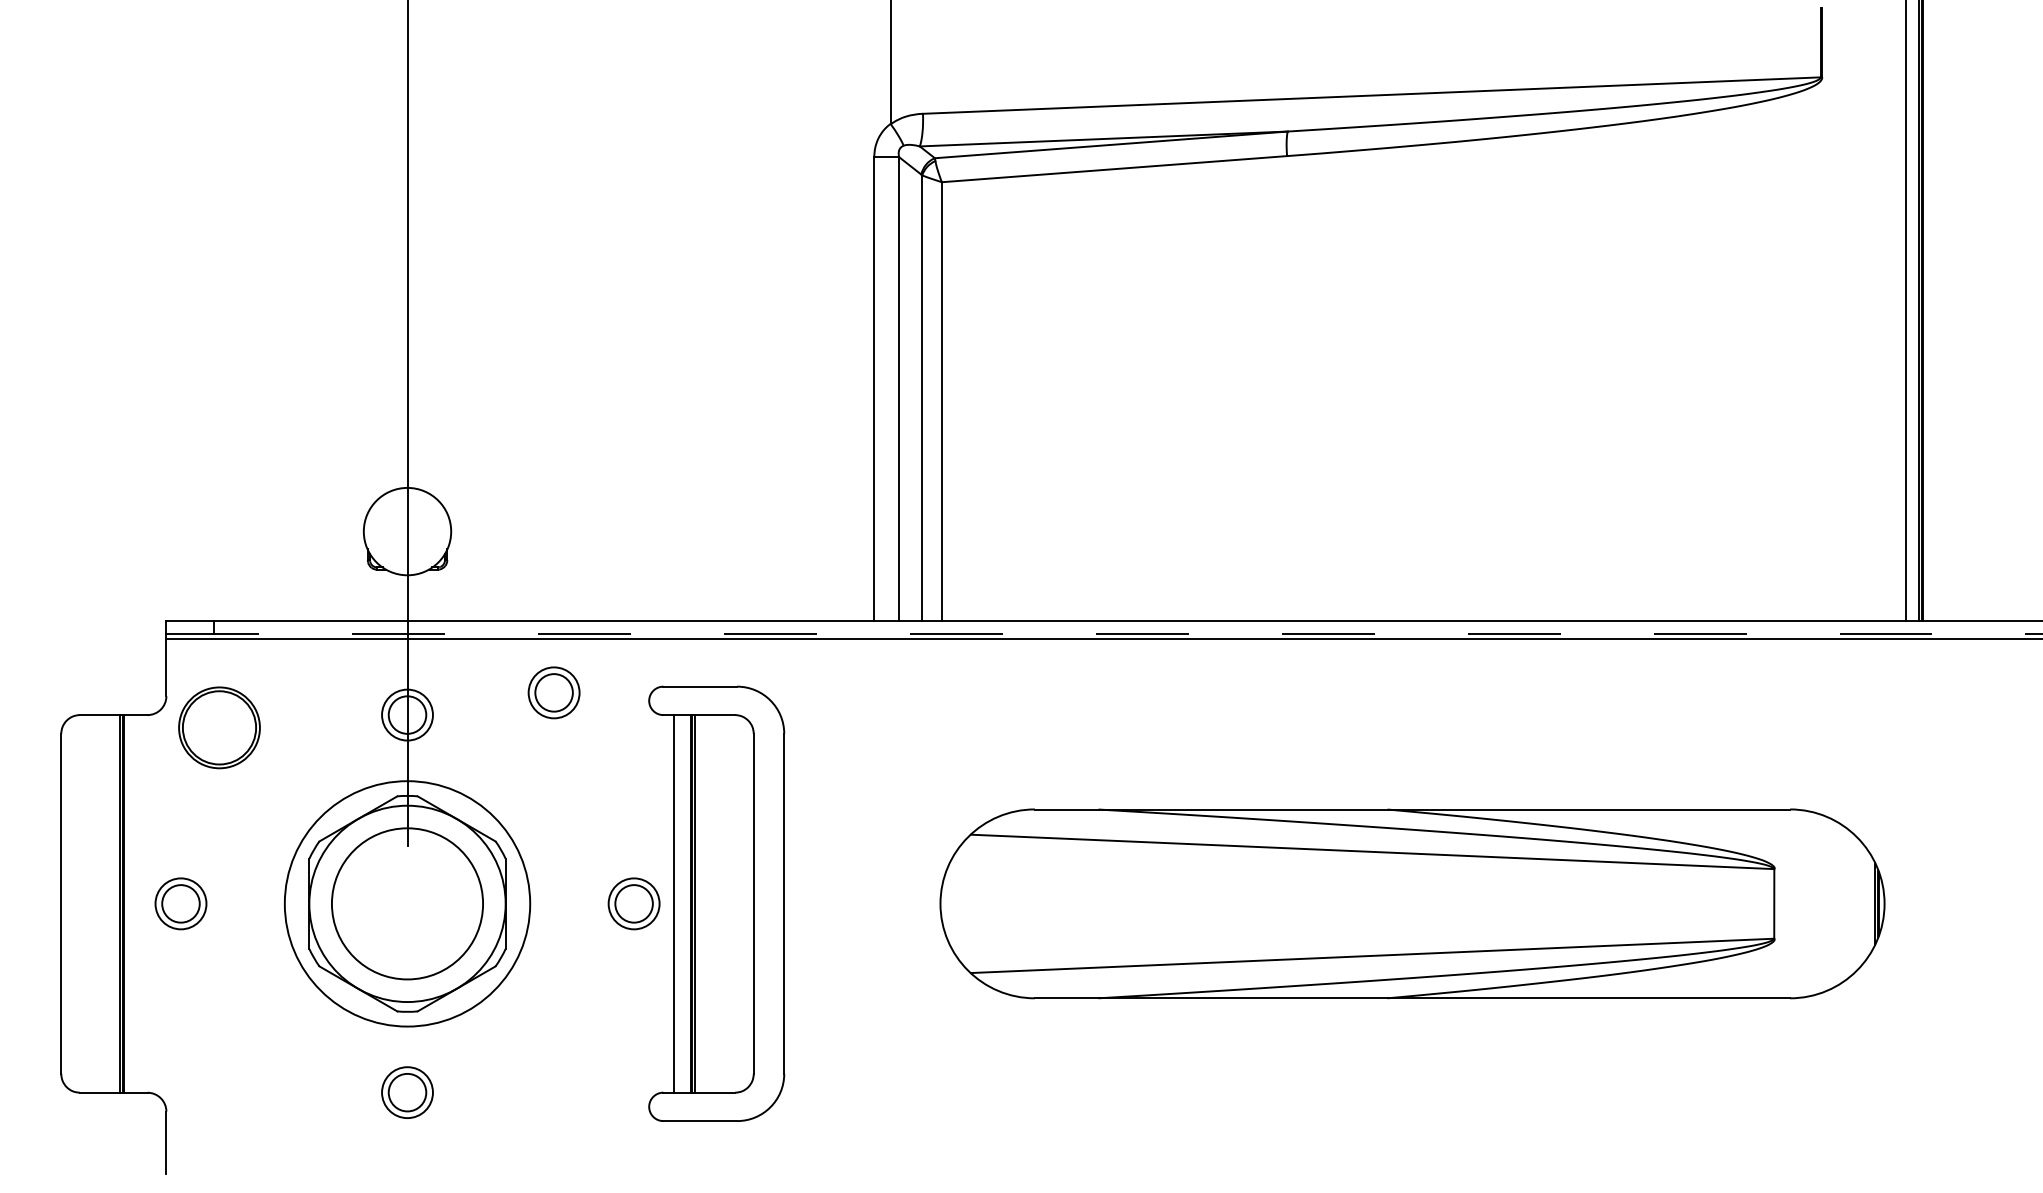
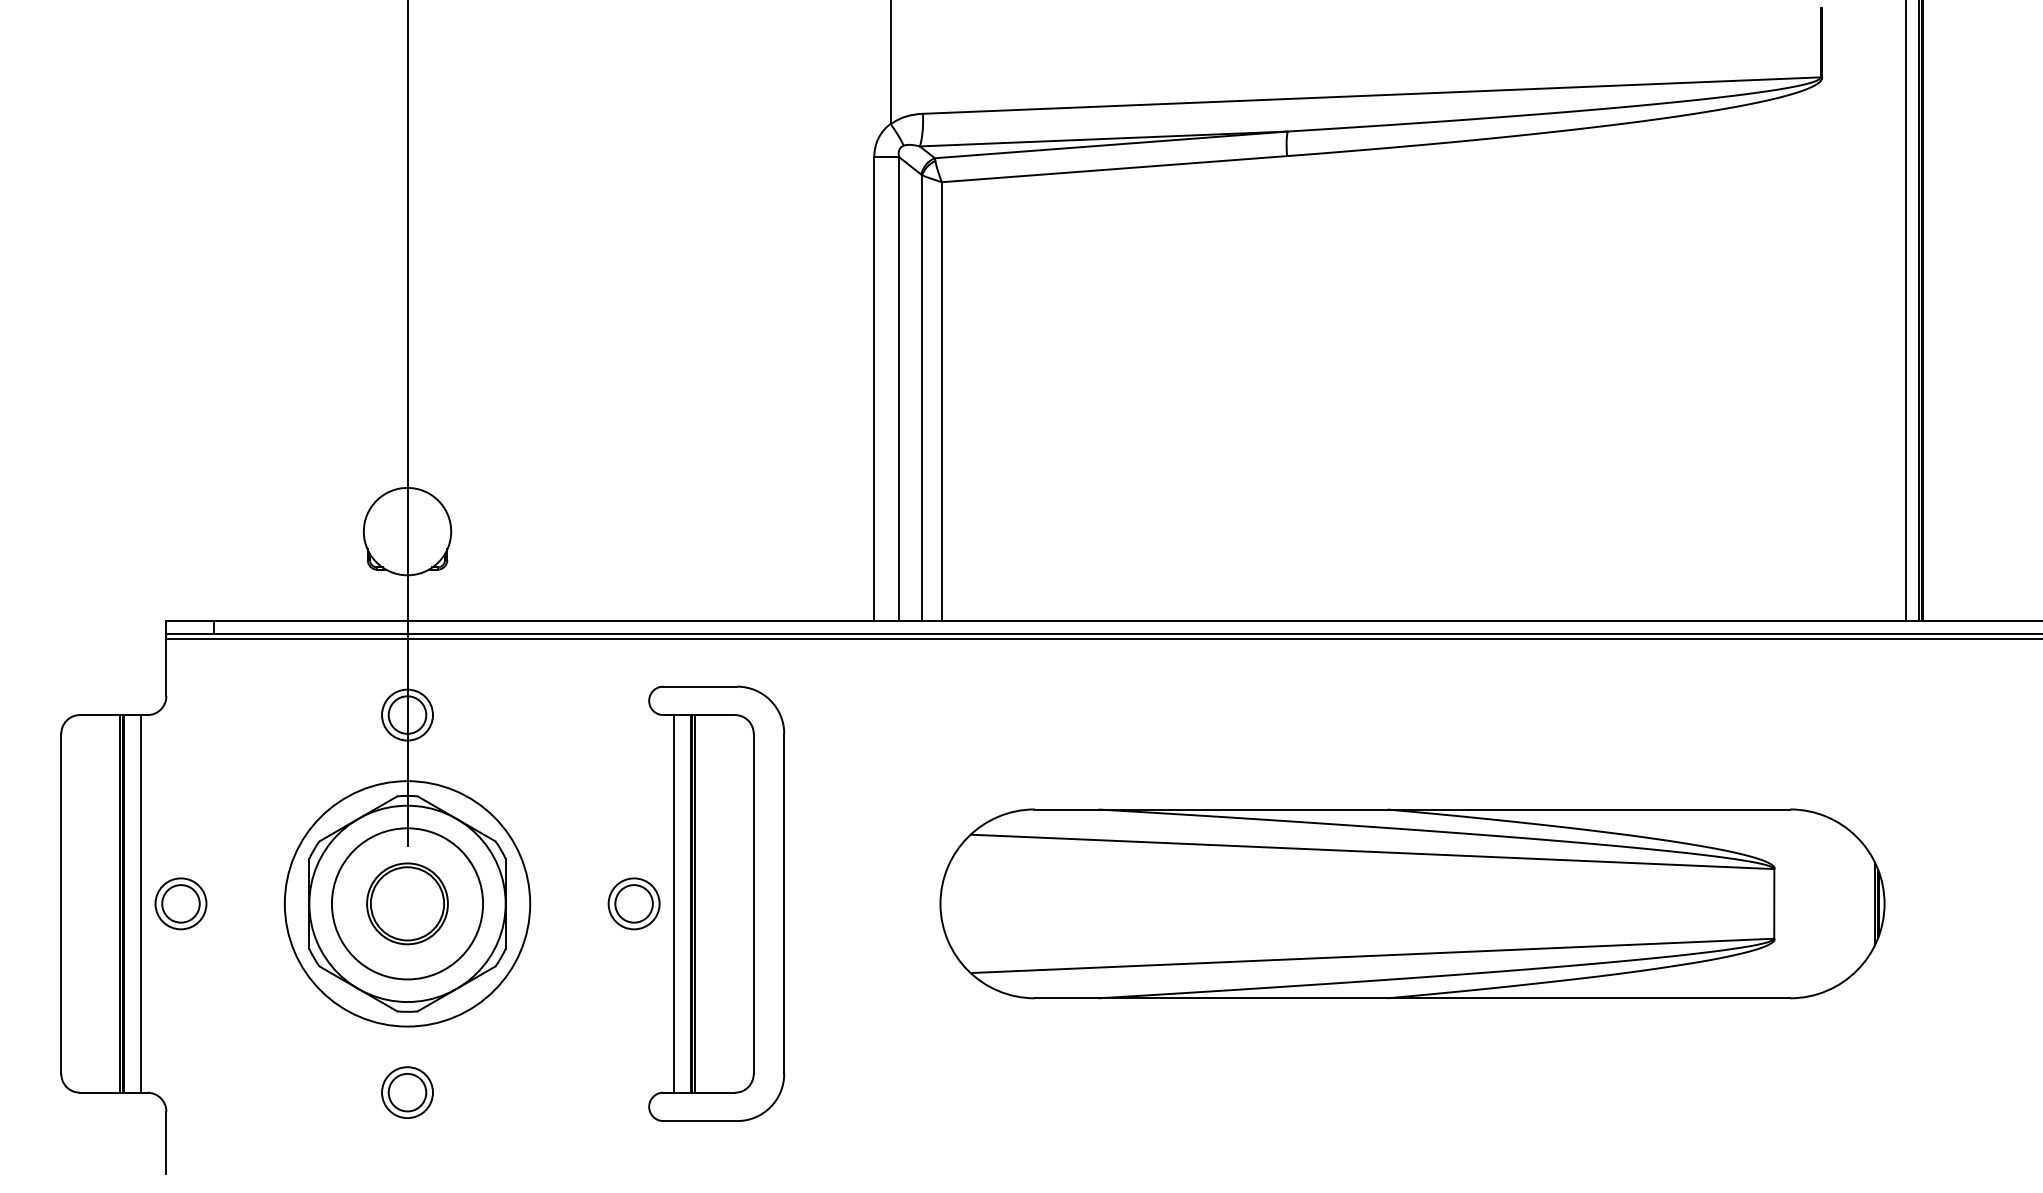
line: dashed -> solid (1104, 634)
part: present -> none (553, 692)
part position: (219, 727) -> (407, 903) (407, 903)
line: none -> present (141, 903)
